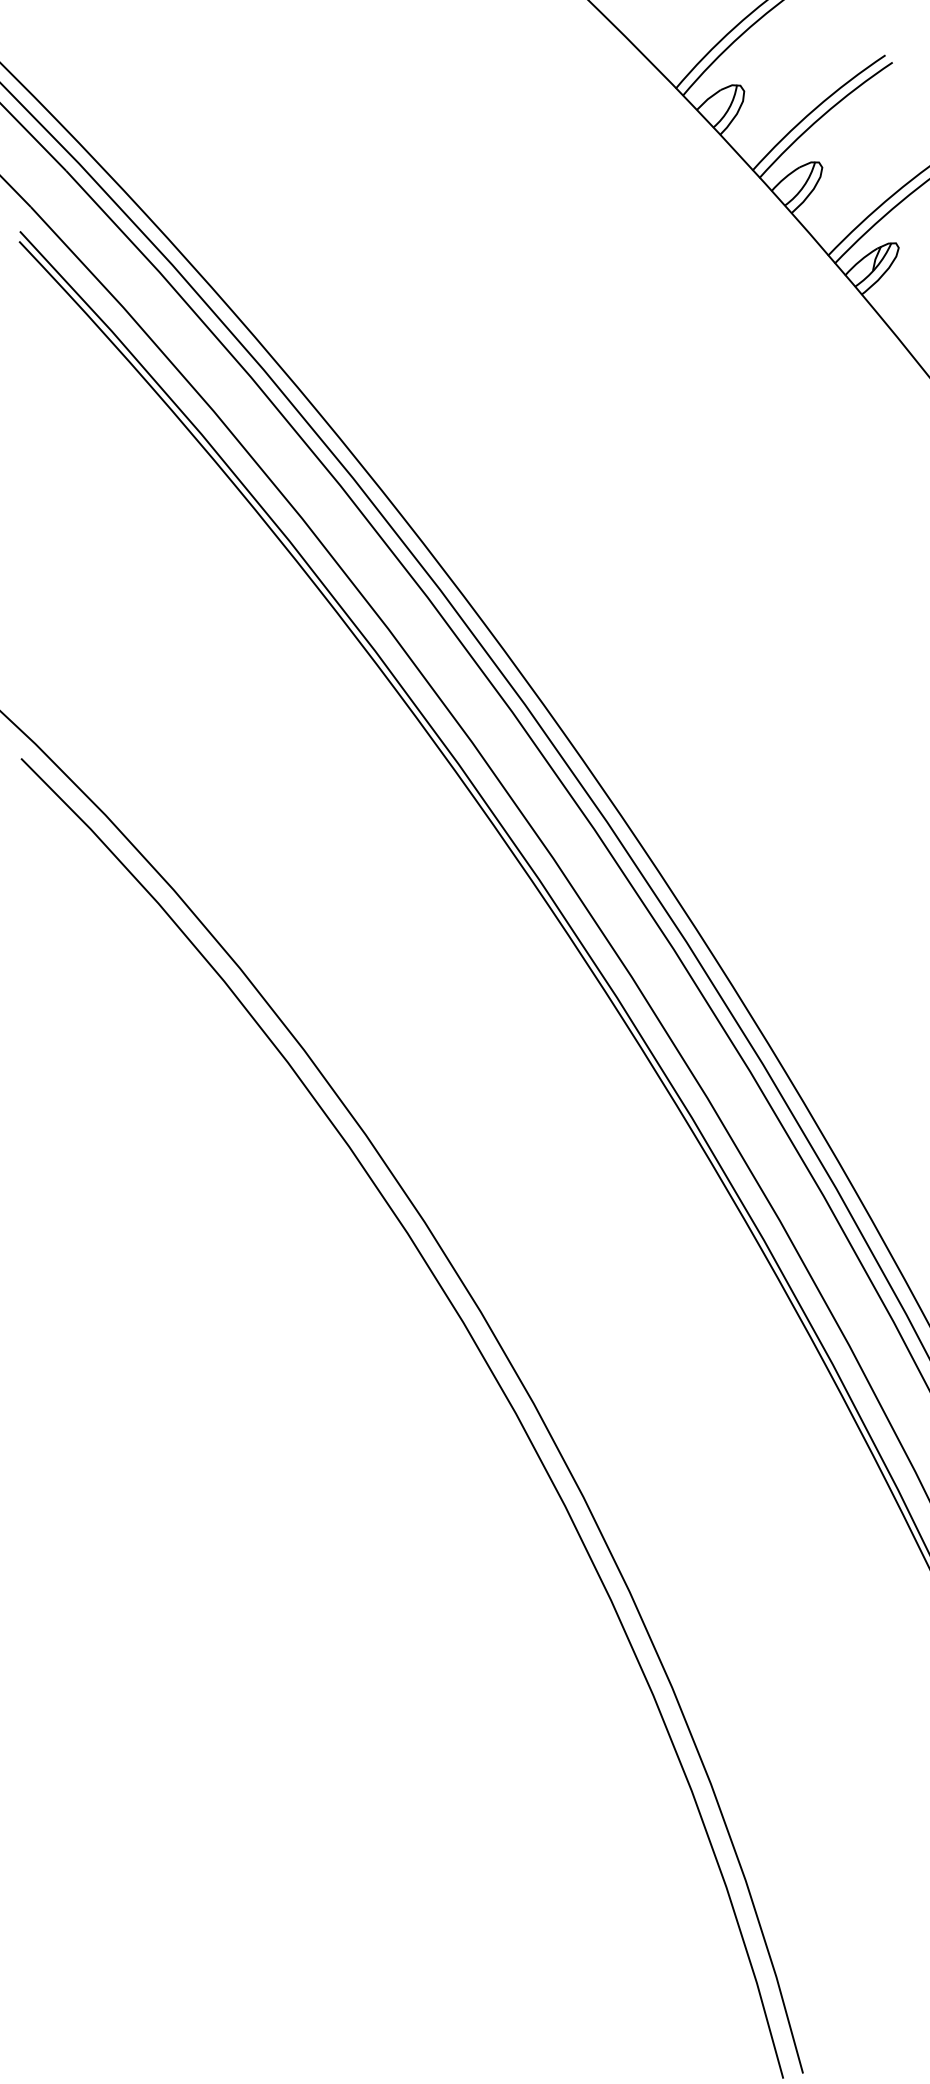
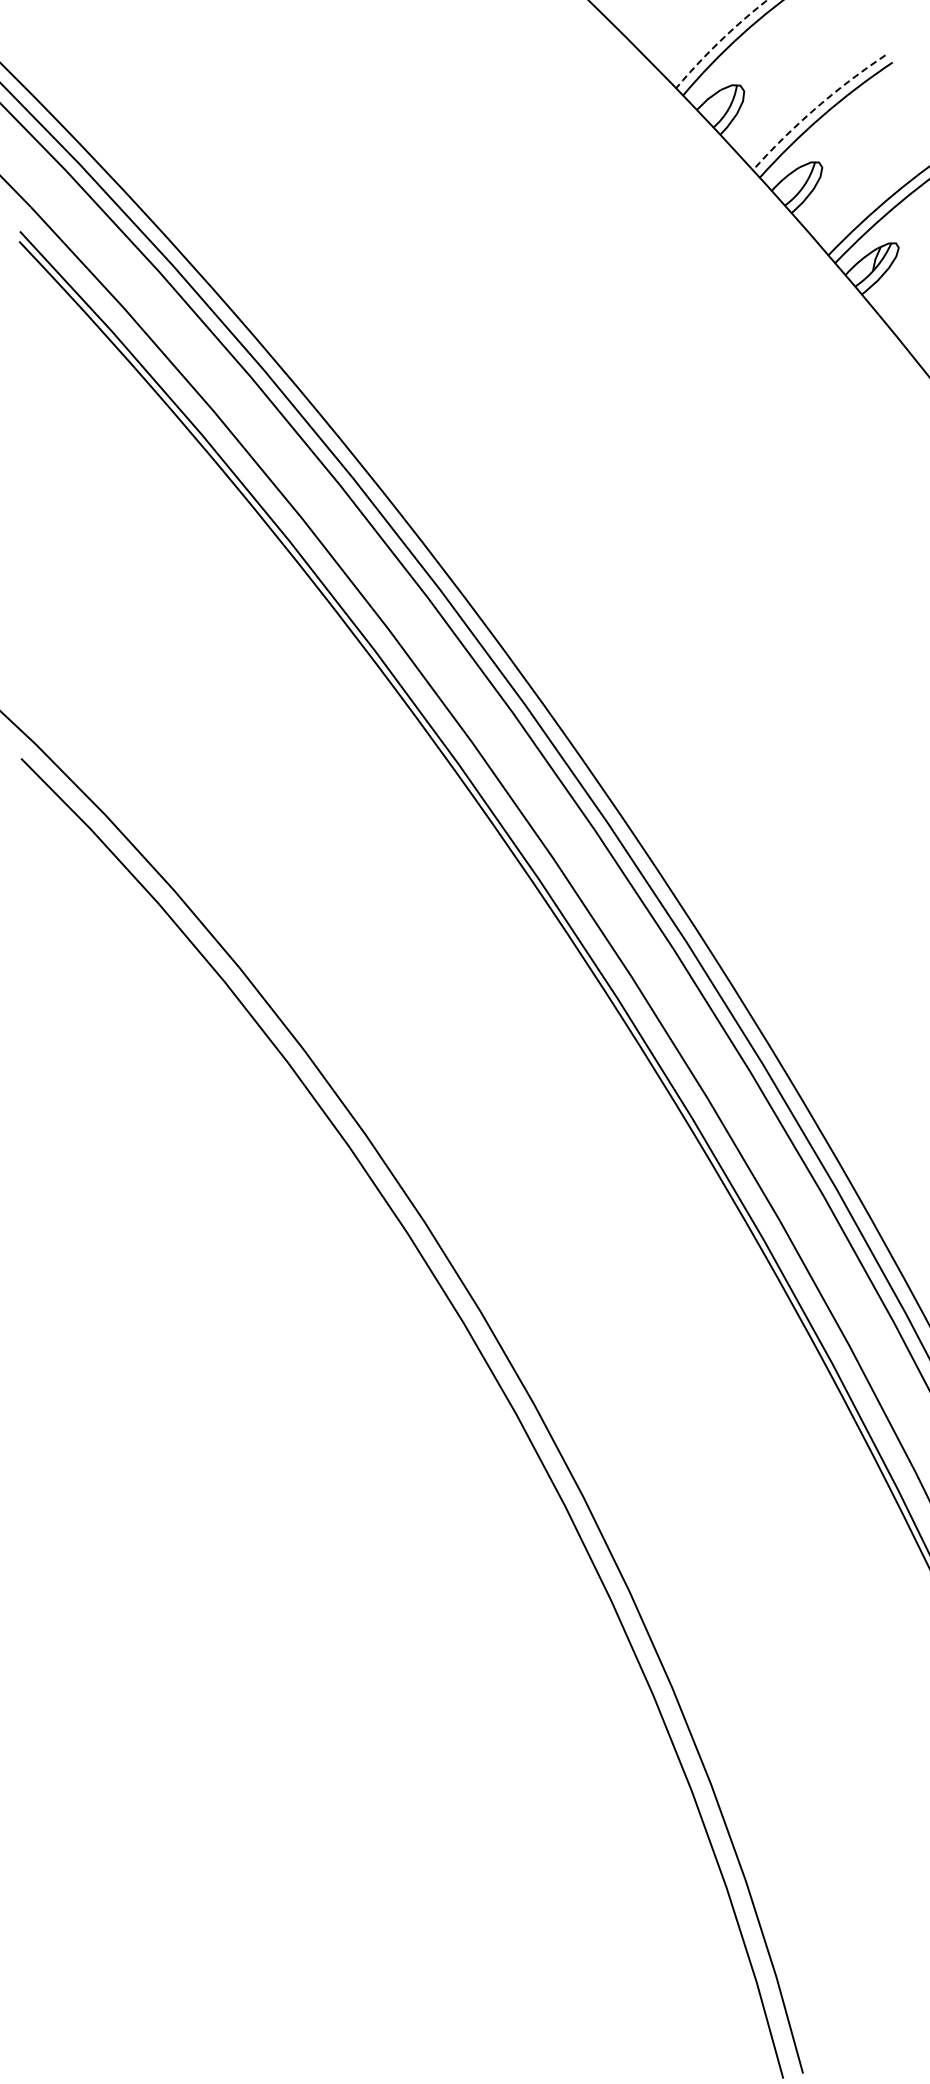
arc: solid -> dashed (719, 41)
arc: solid -> dashed (815, 108)
